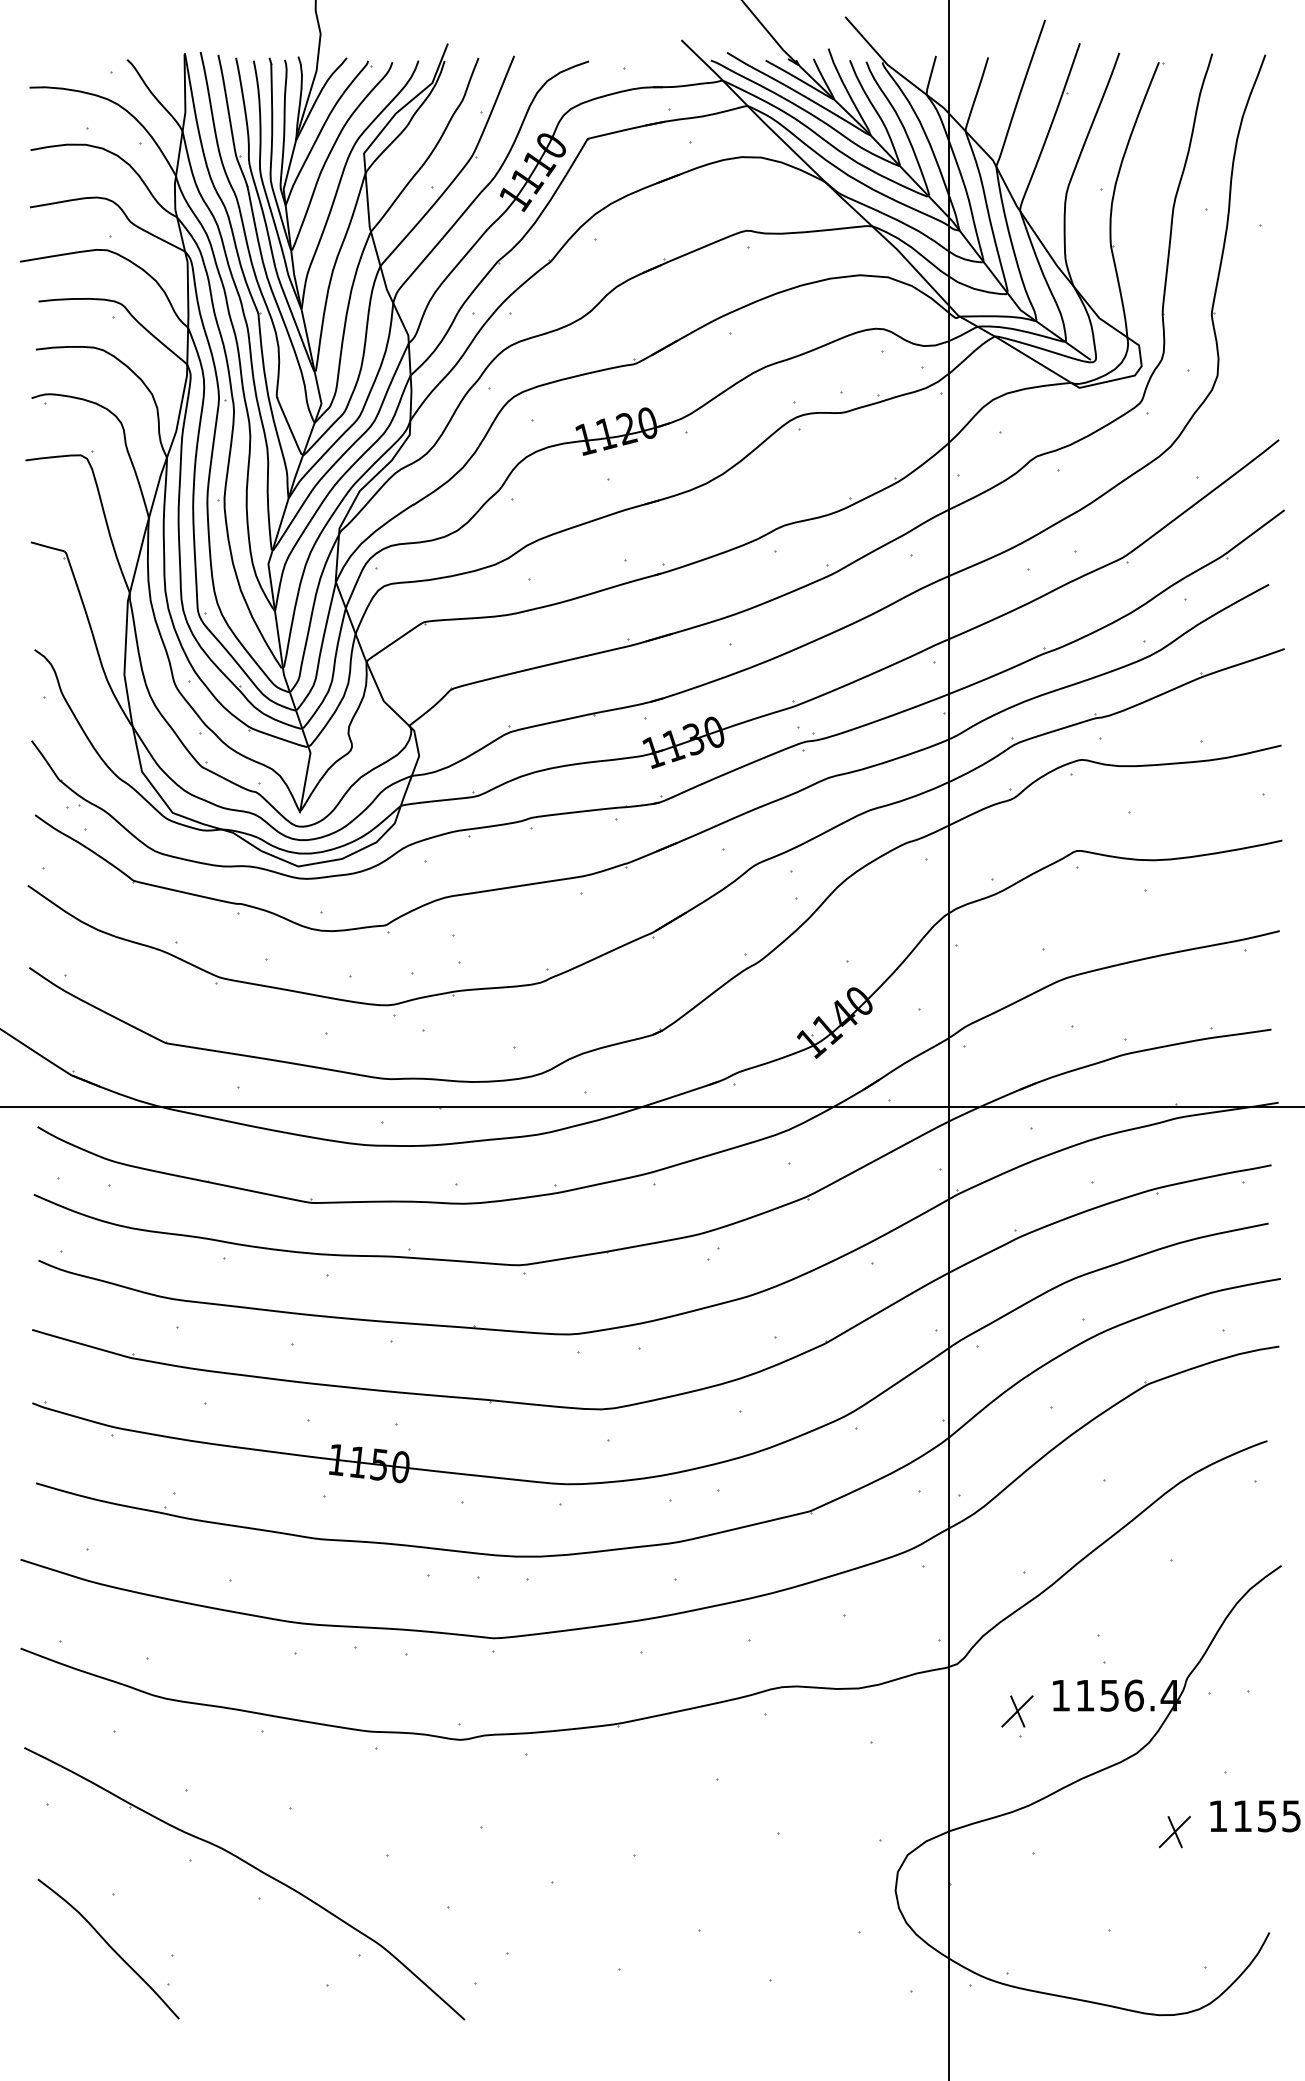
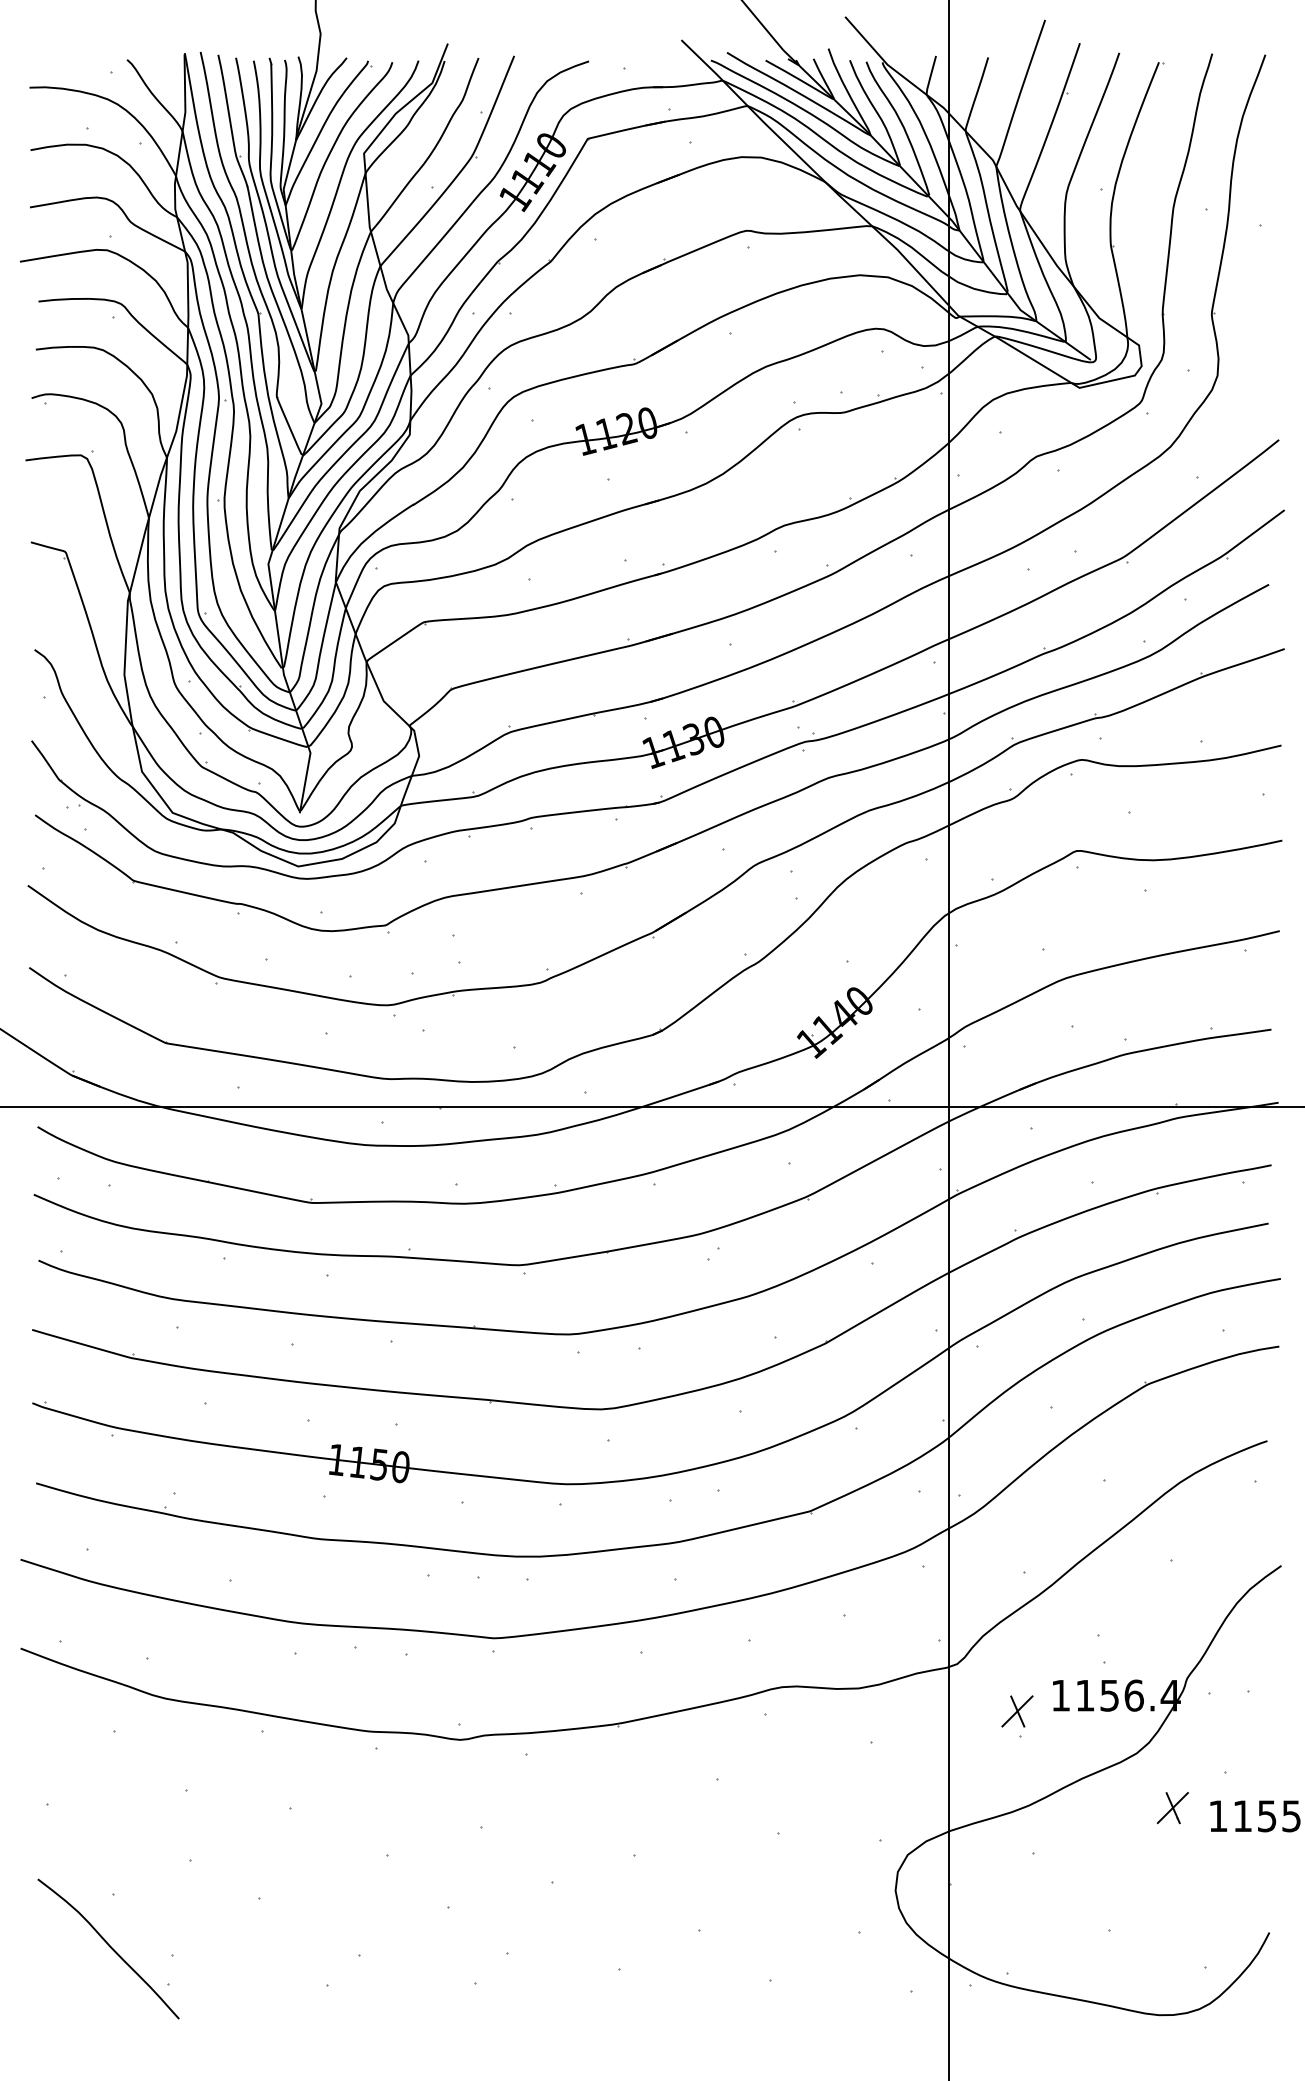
part position: (1174, 1832) -> (1172, 1808) (1172, 1808)
part: present -> none (255, 1869)
